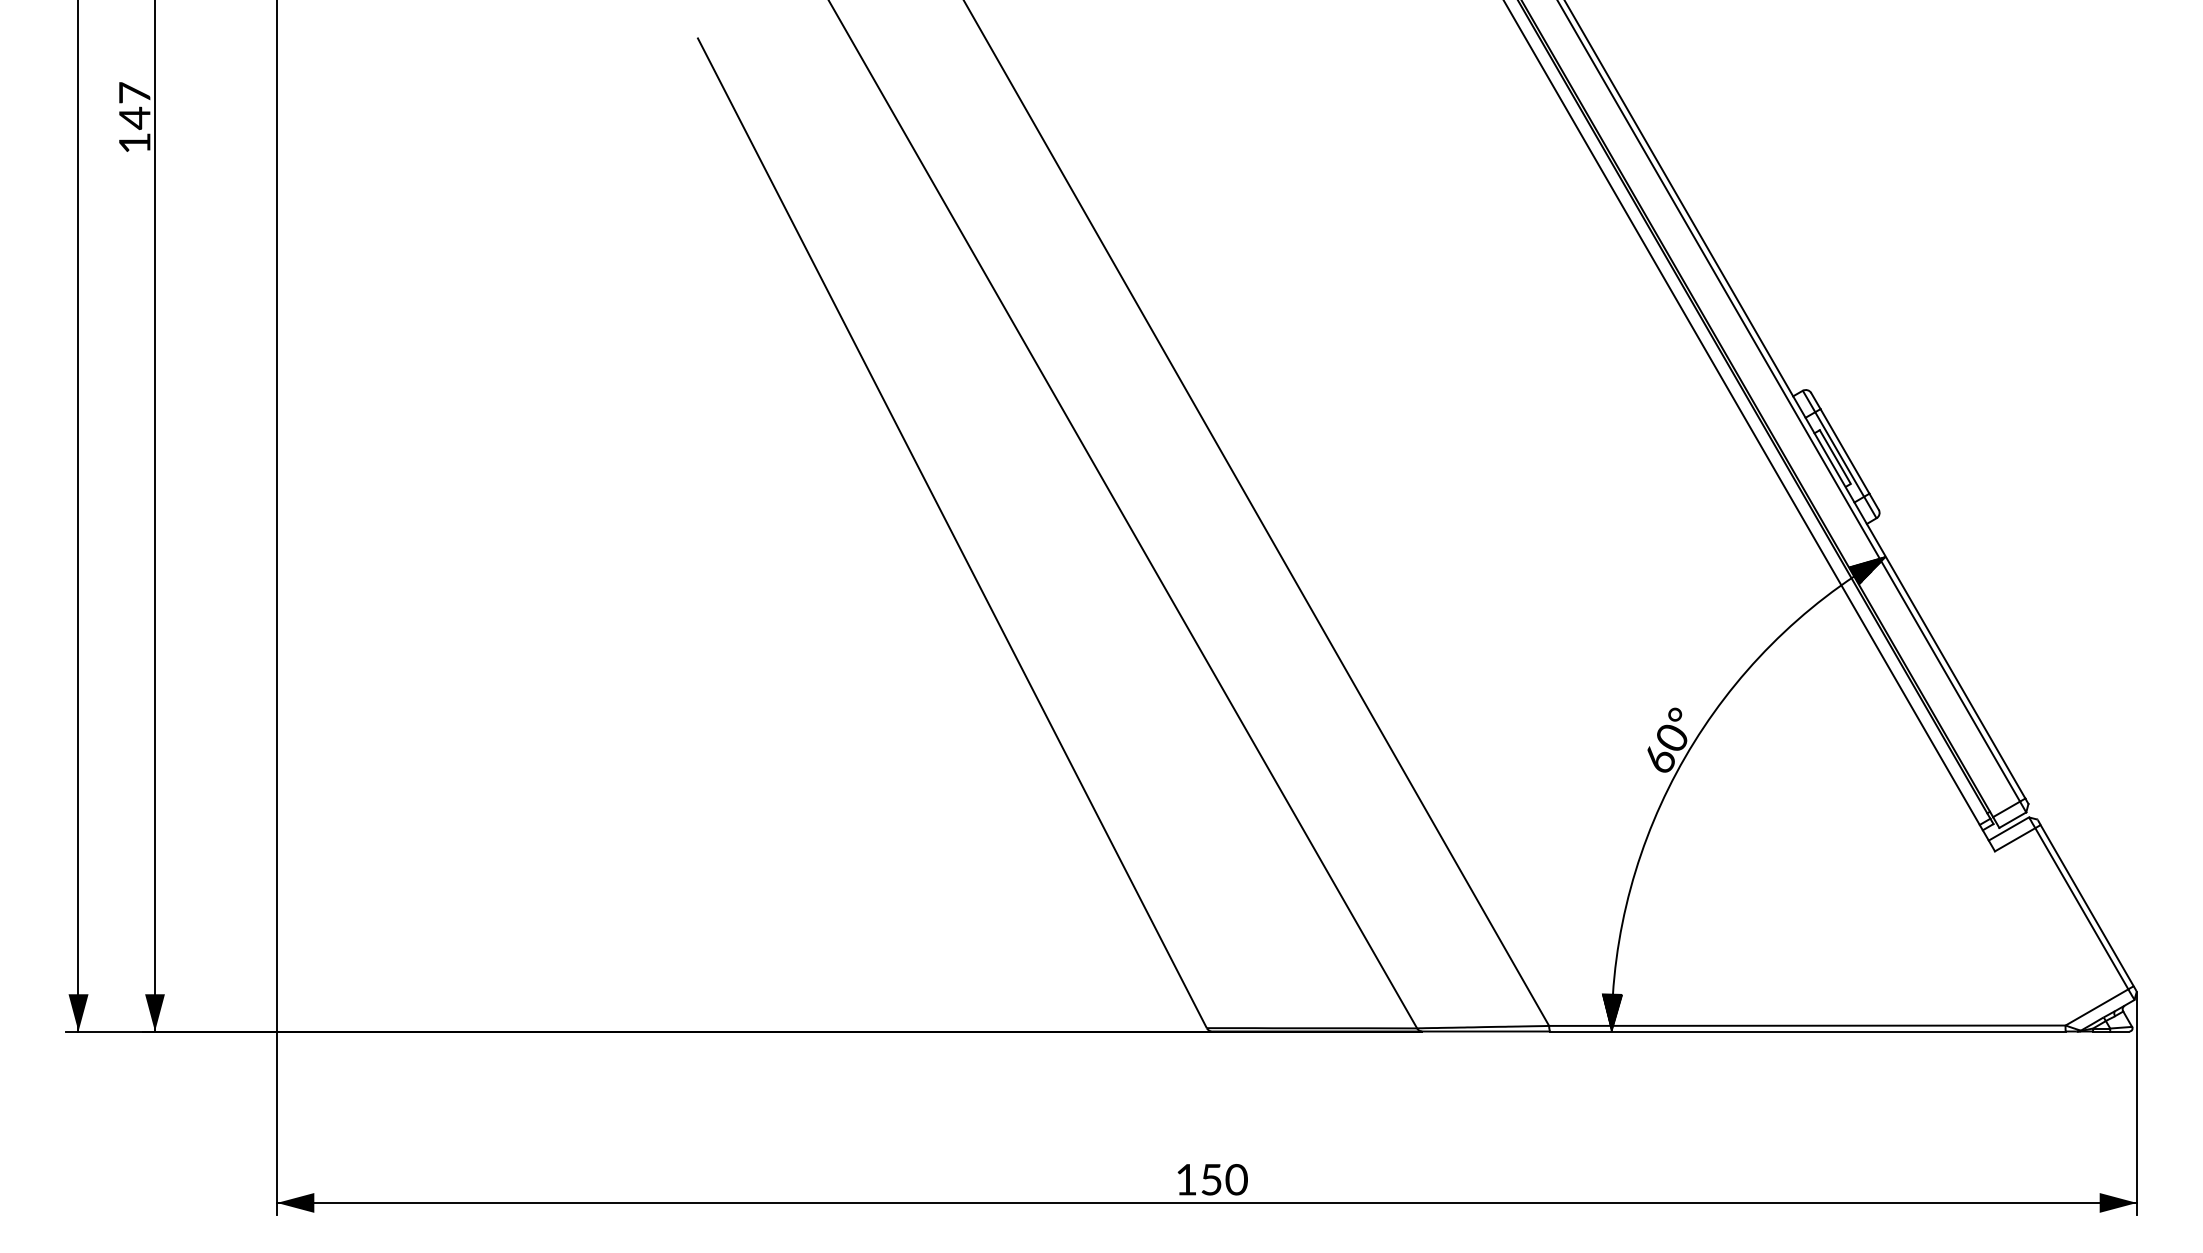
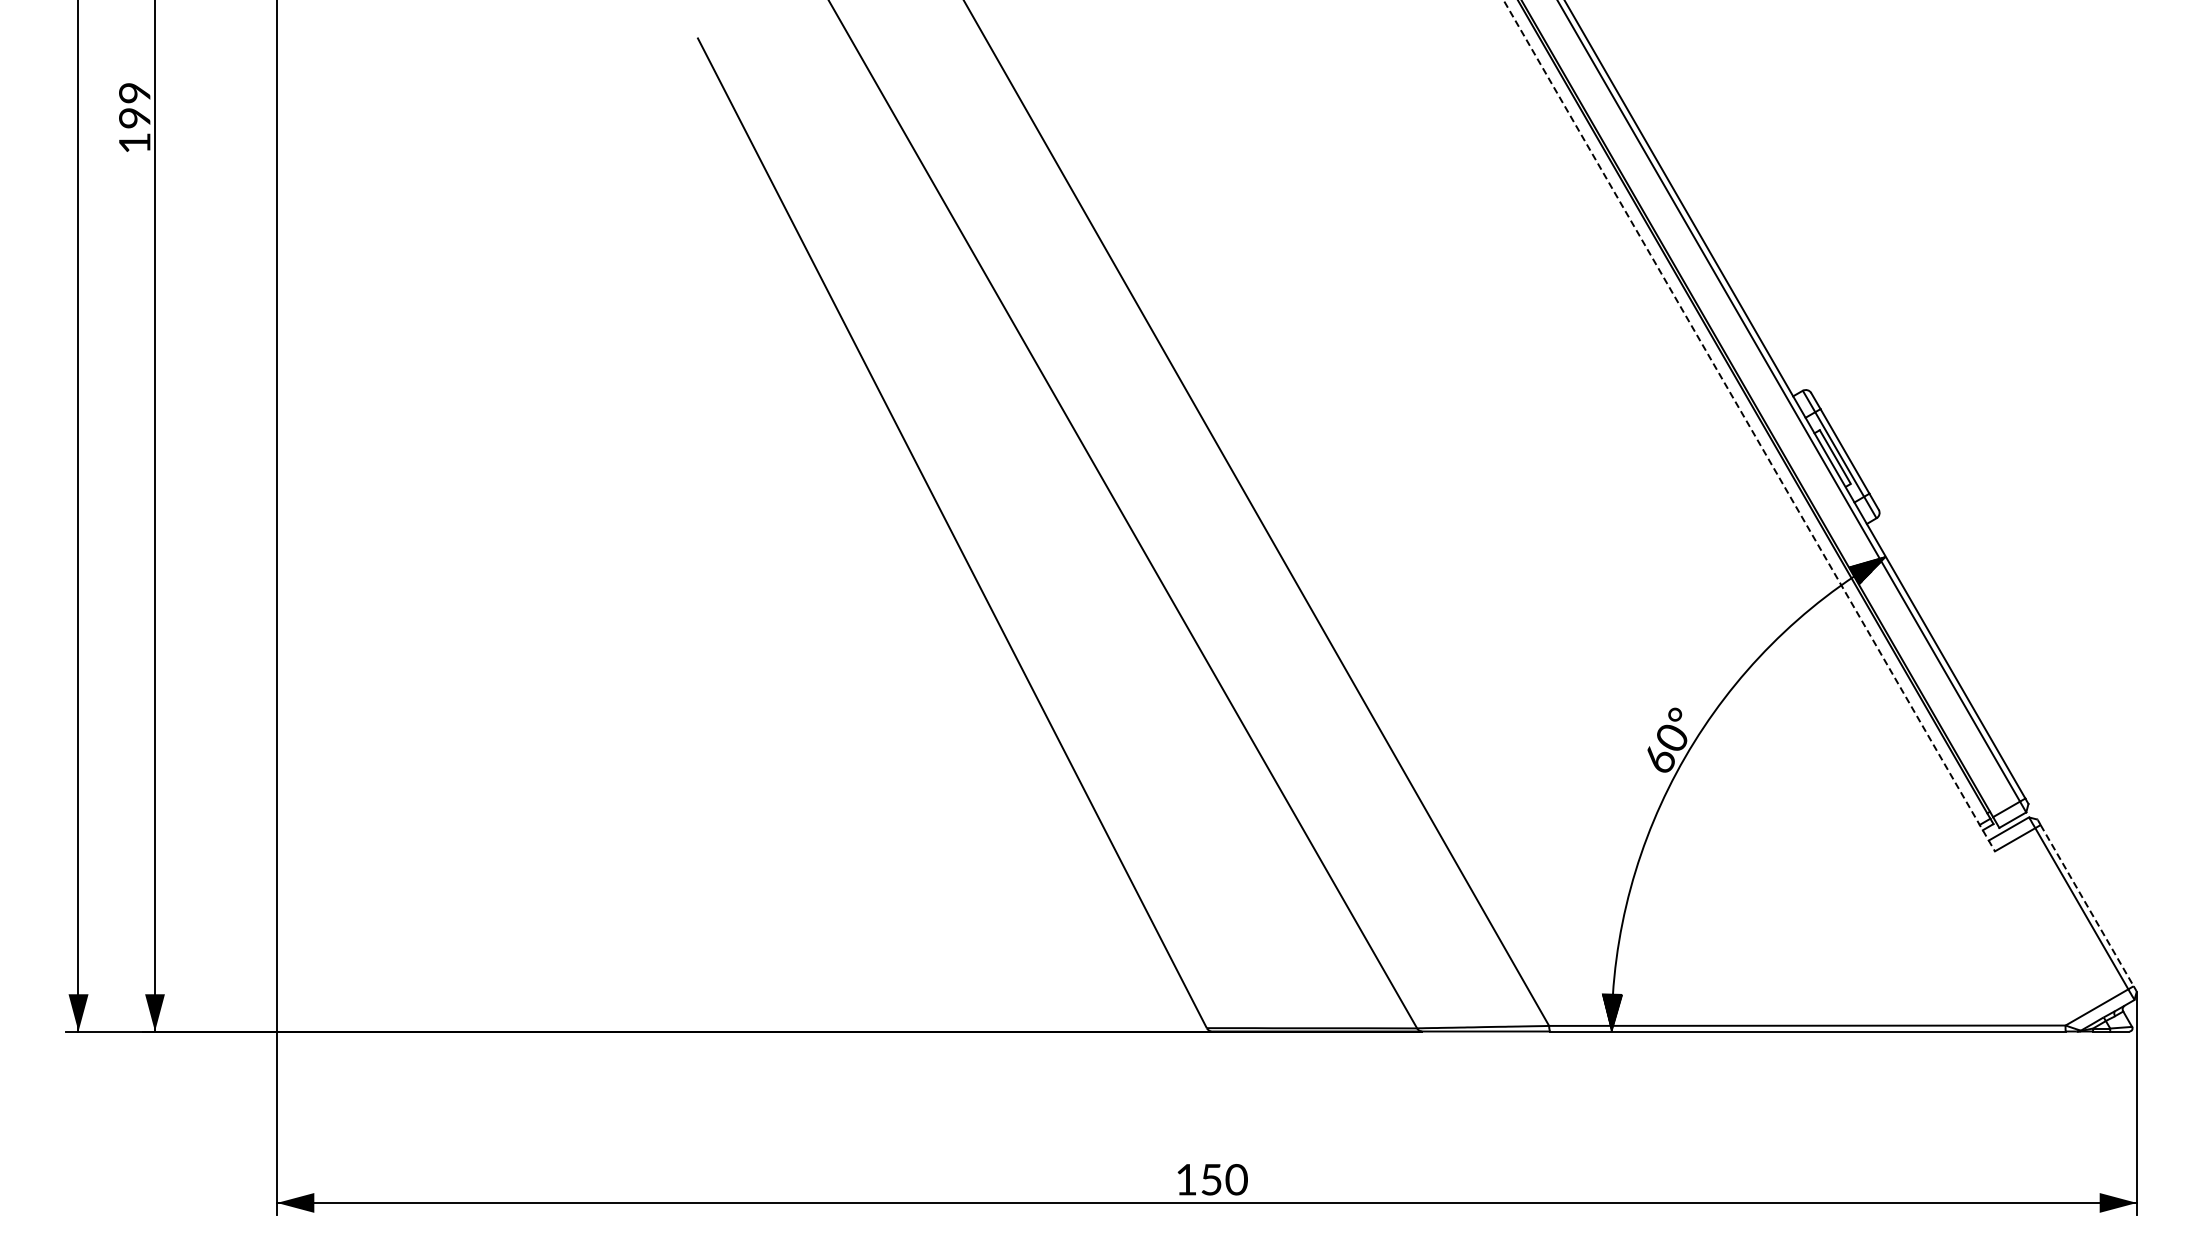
text: 147 -> 199 (134, 106)
line: solid -> dashed (1749, 426)
line: solid -> dashed (2087, 906)
